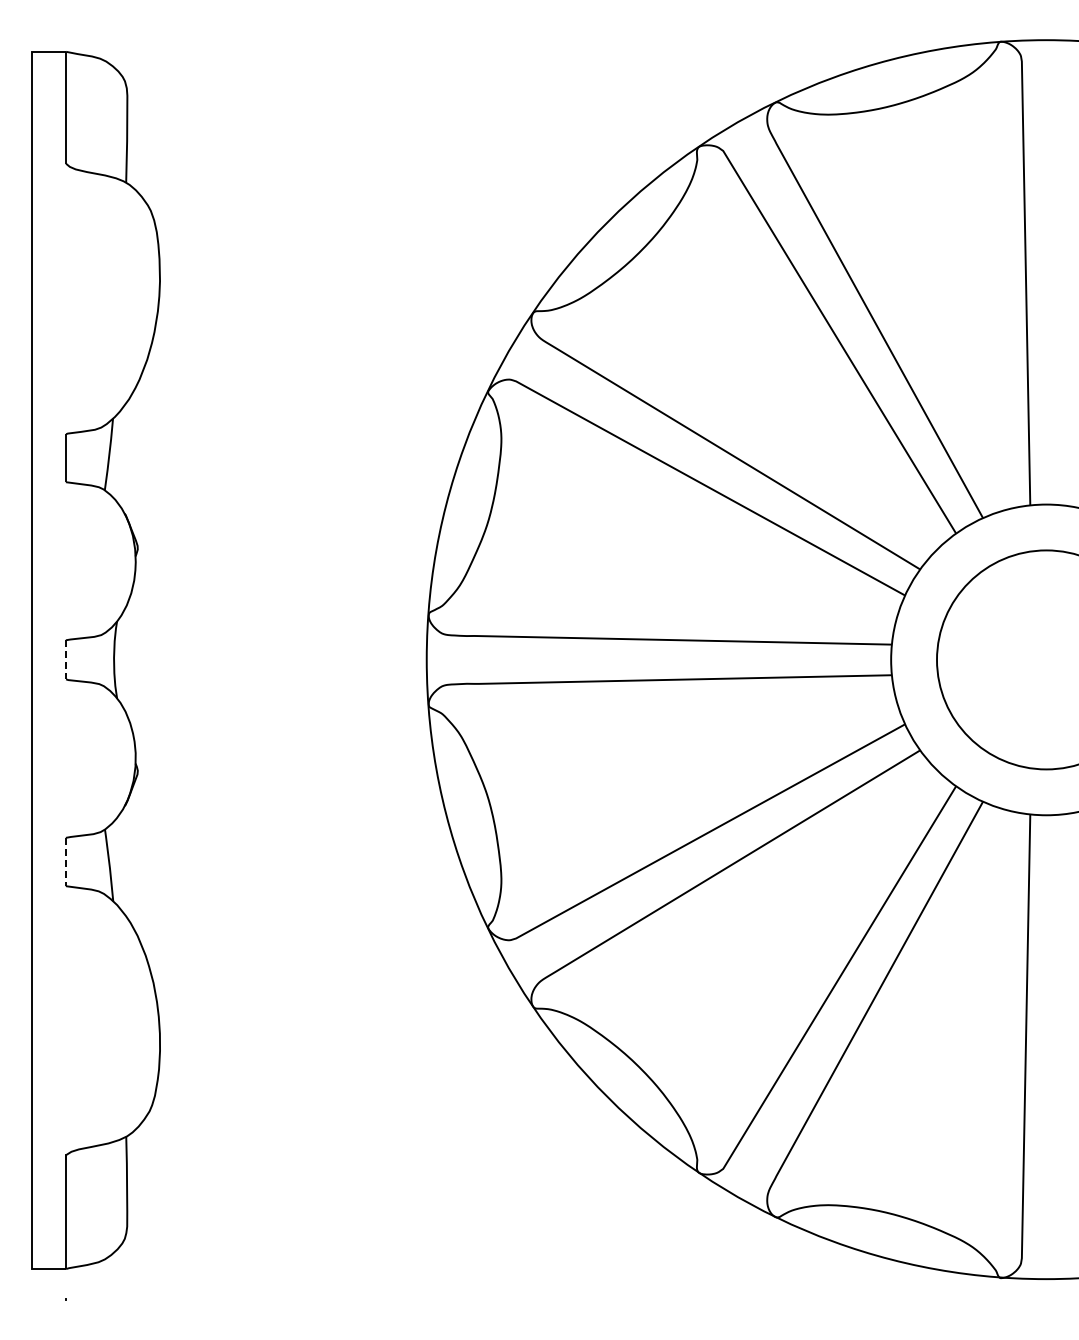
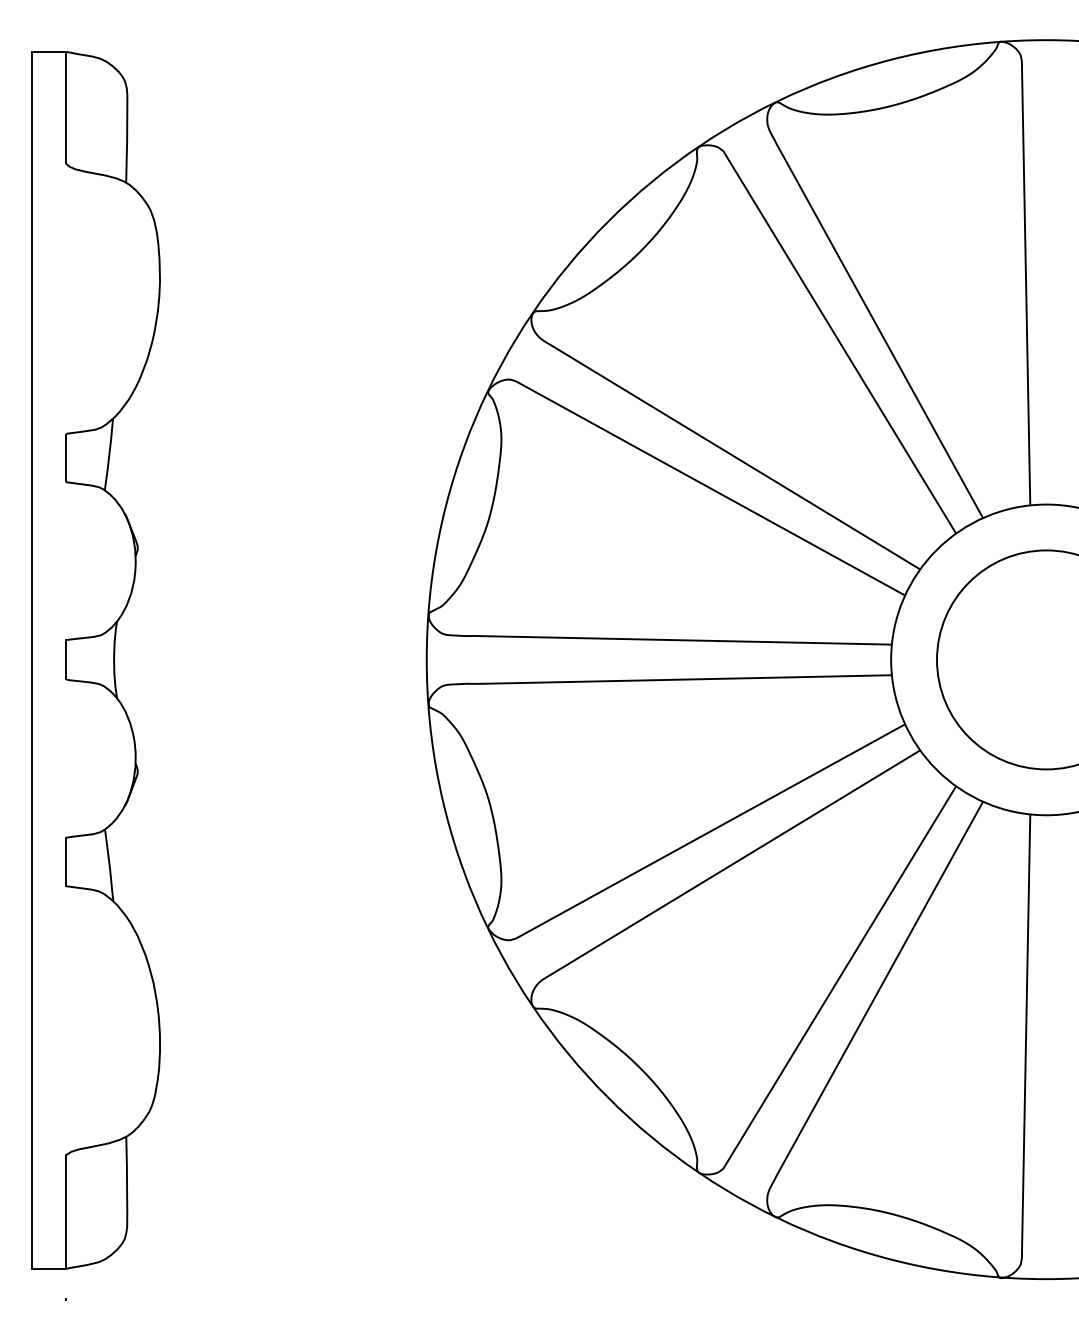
line: dashed -> solid (66, 660)
line: dashed -> solid (66, 861)
